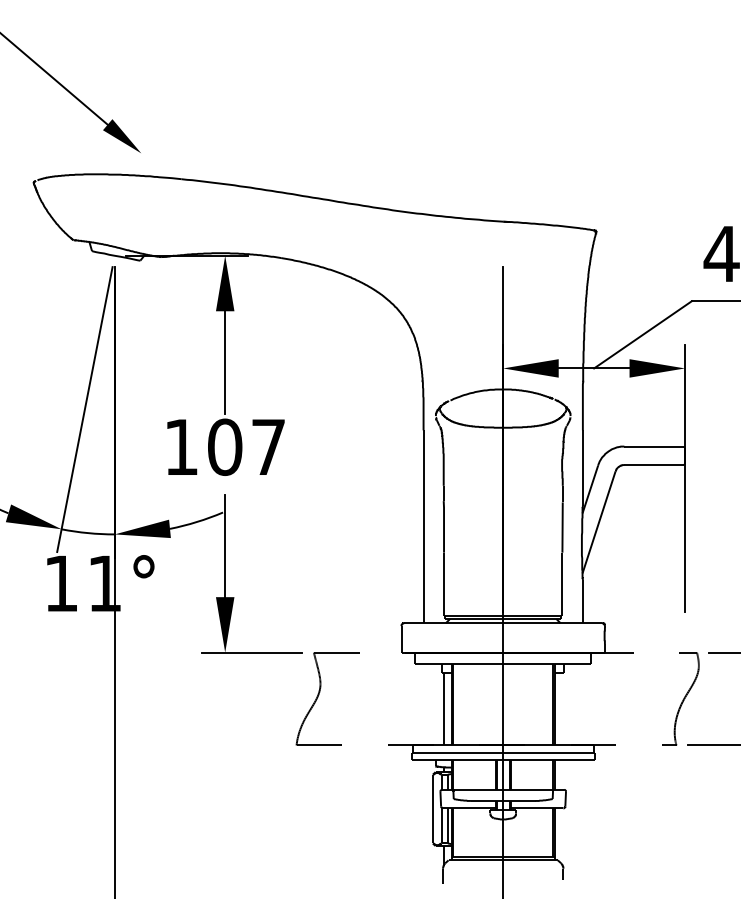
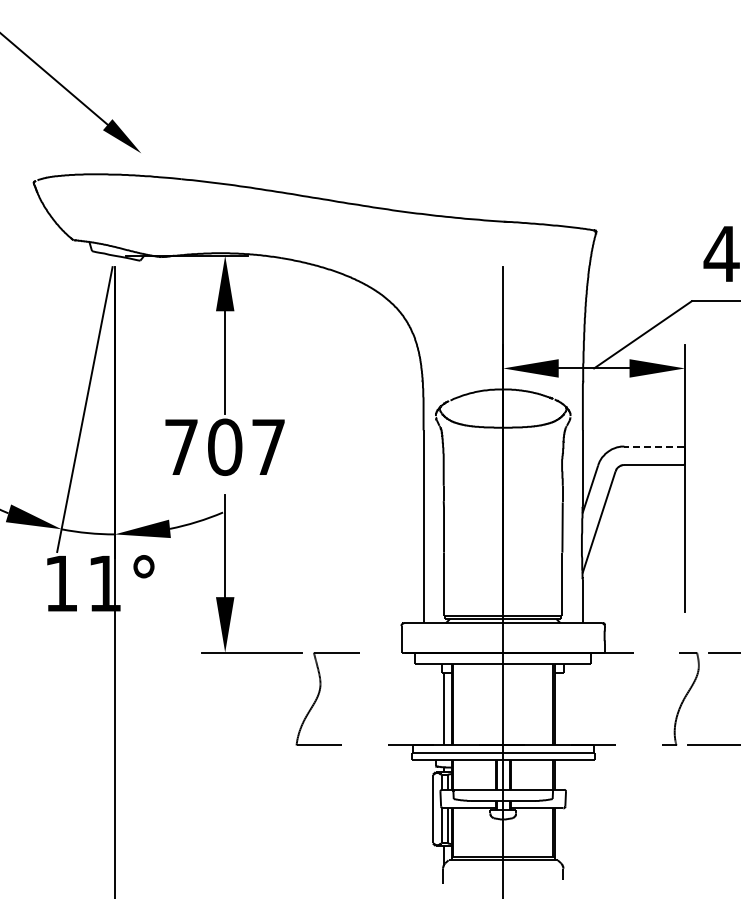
text: 107 -> 707 (181, 446)
line: solid -> dashed (654, 446)
